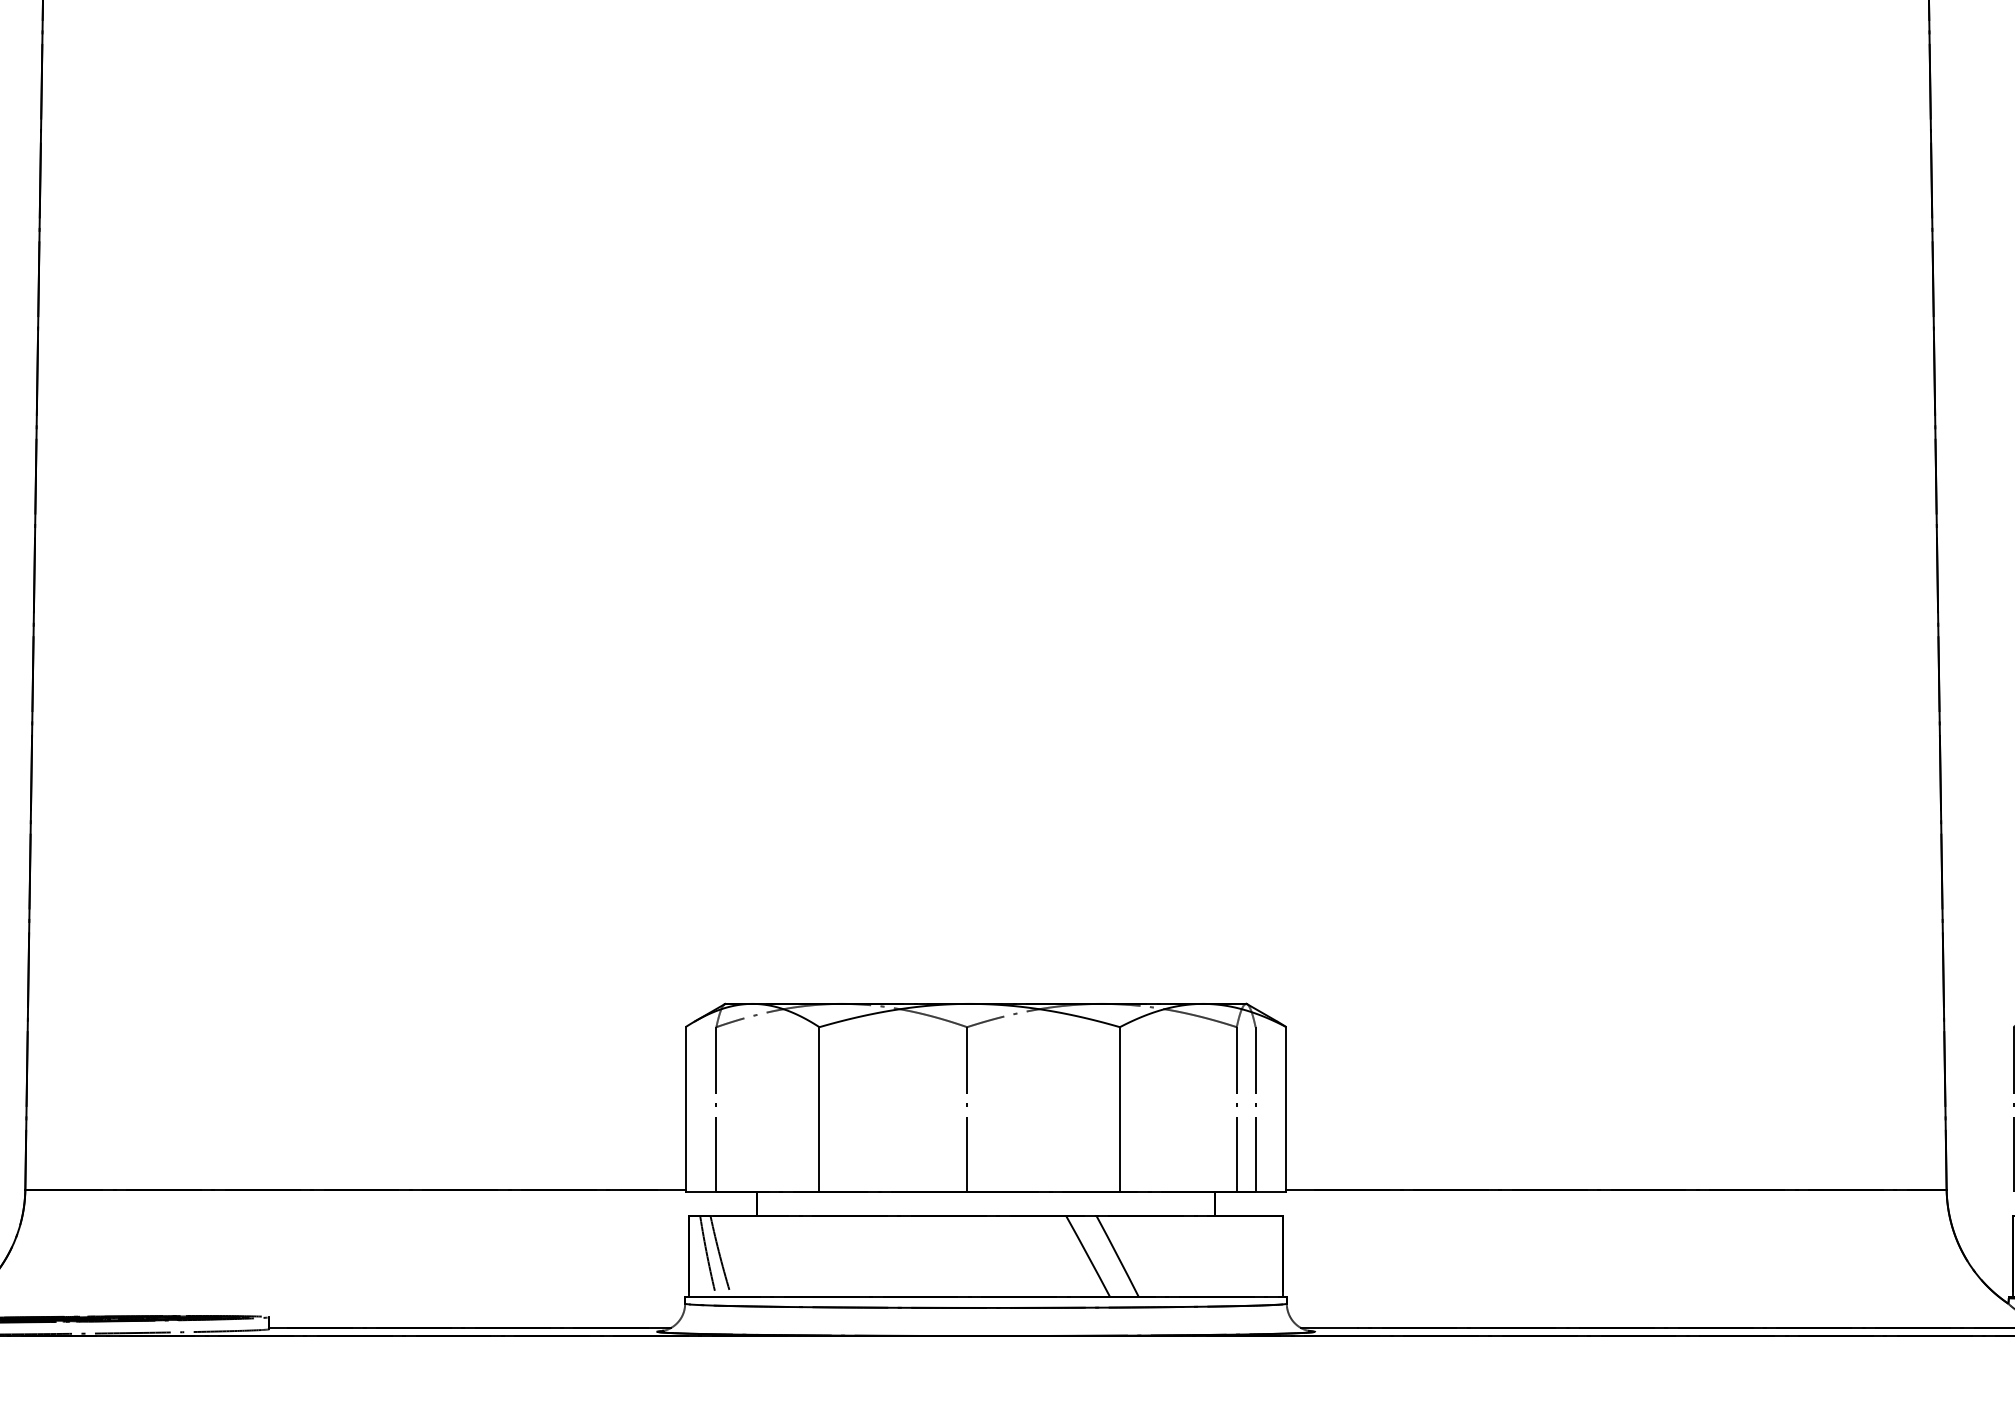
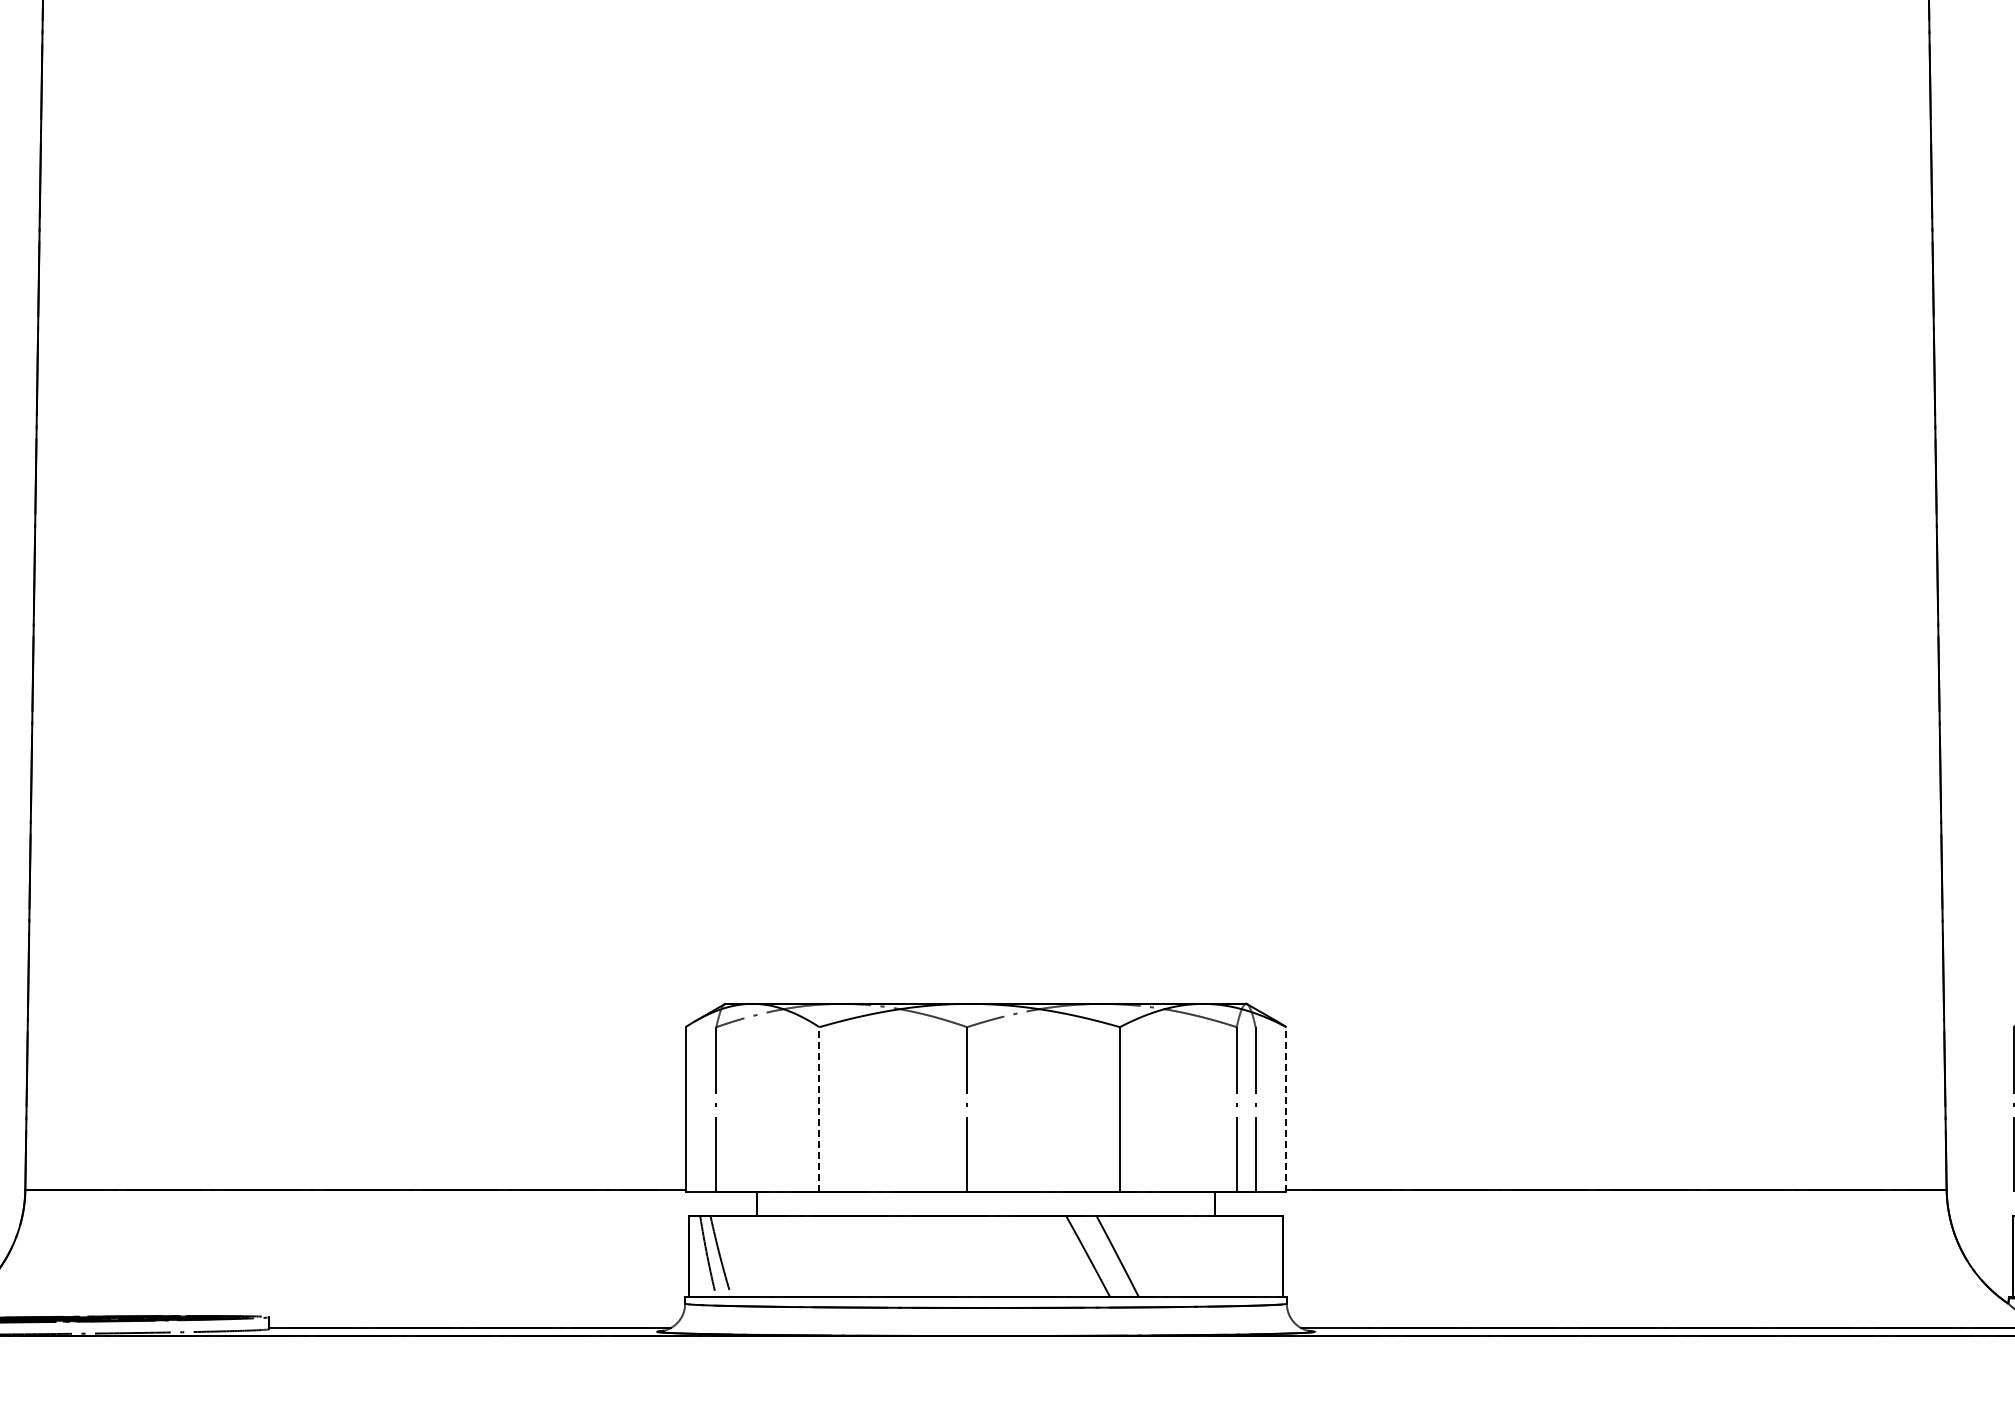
line: solid -> dashed (819, 1109)
line: solid -> dashed (1286, 1109)
